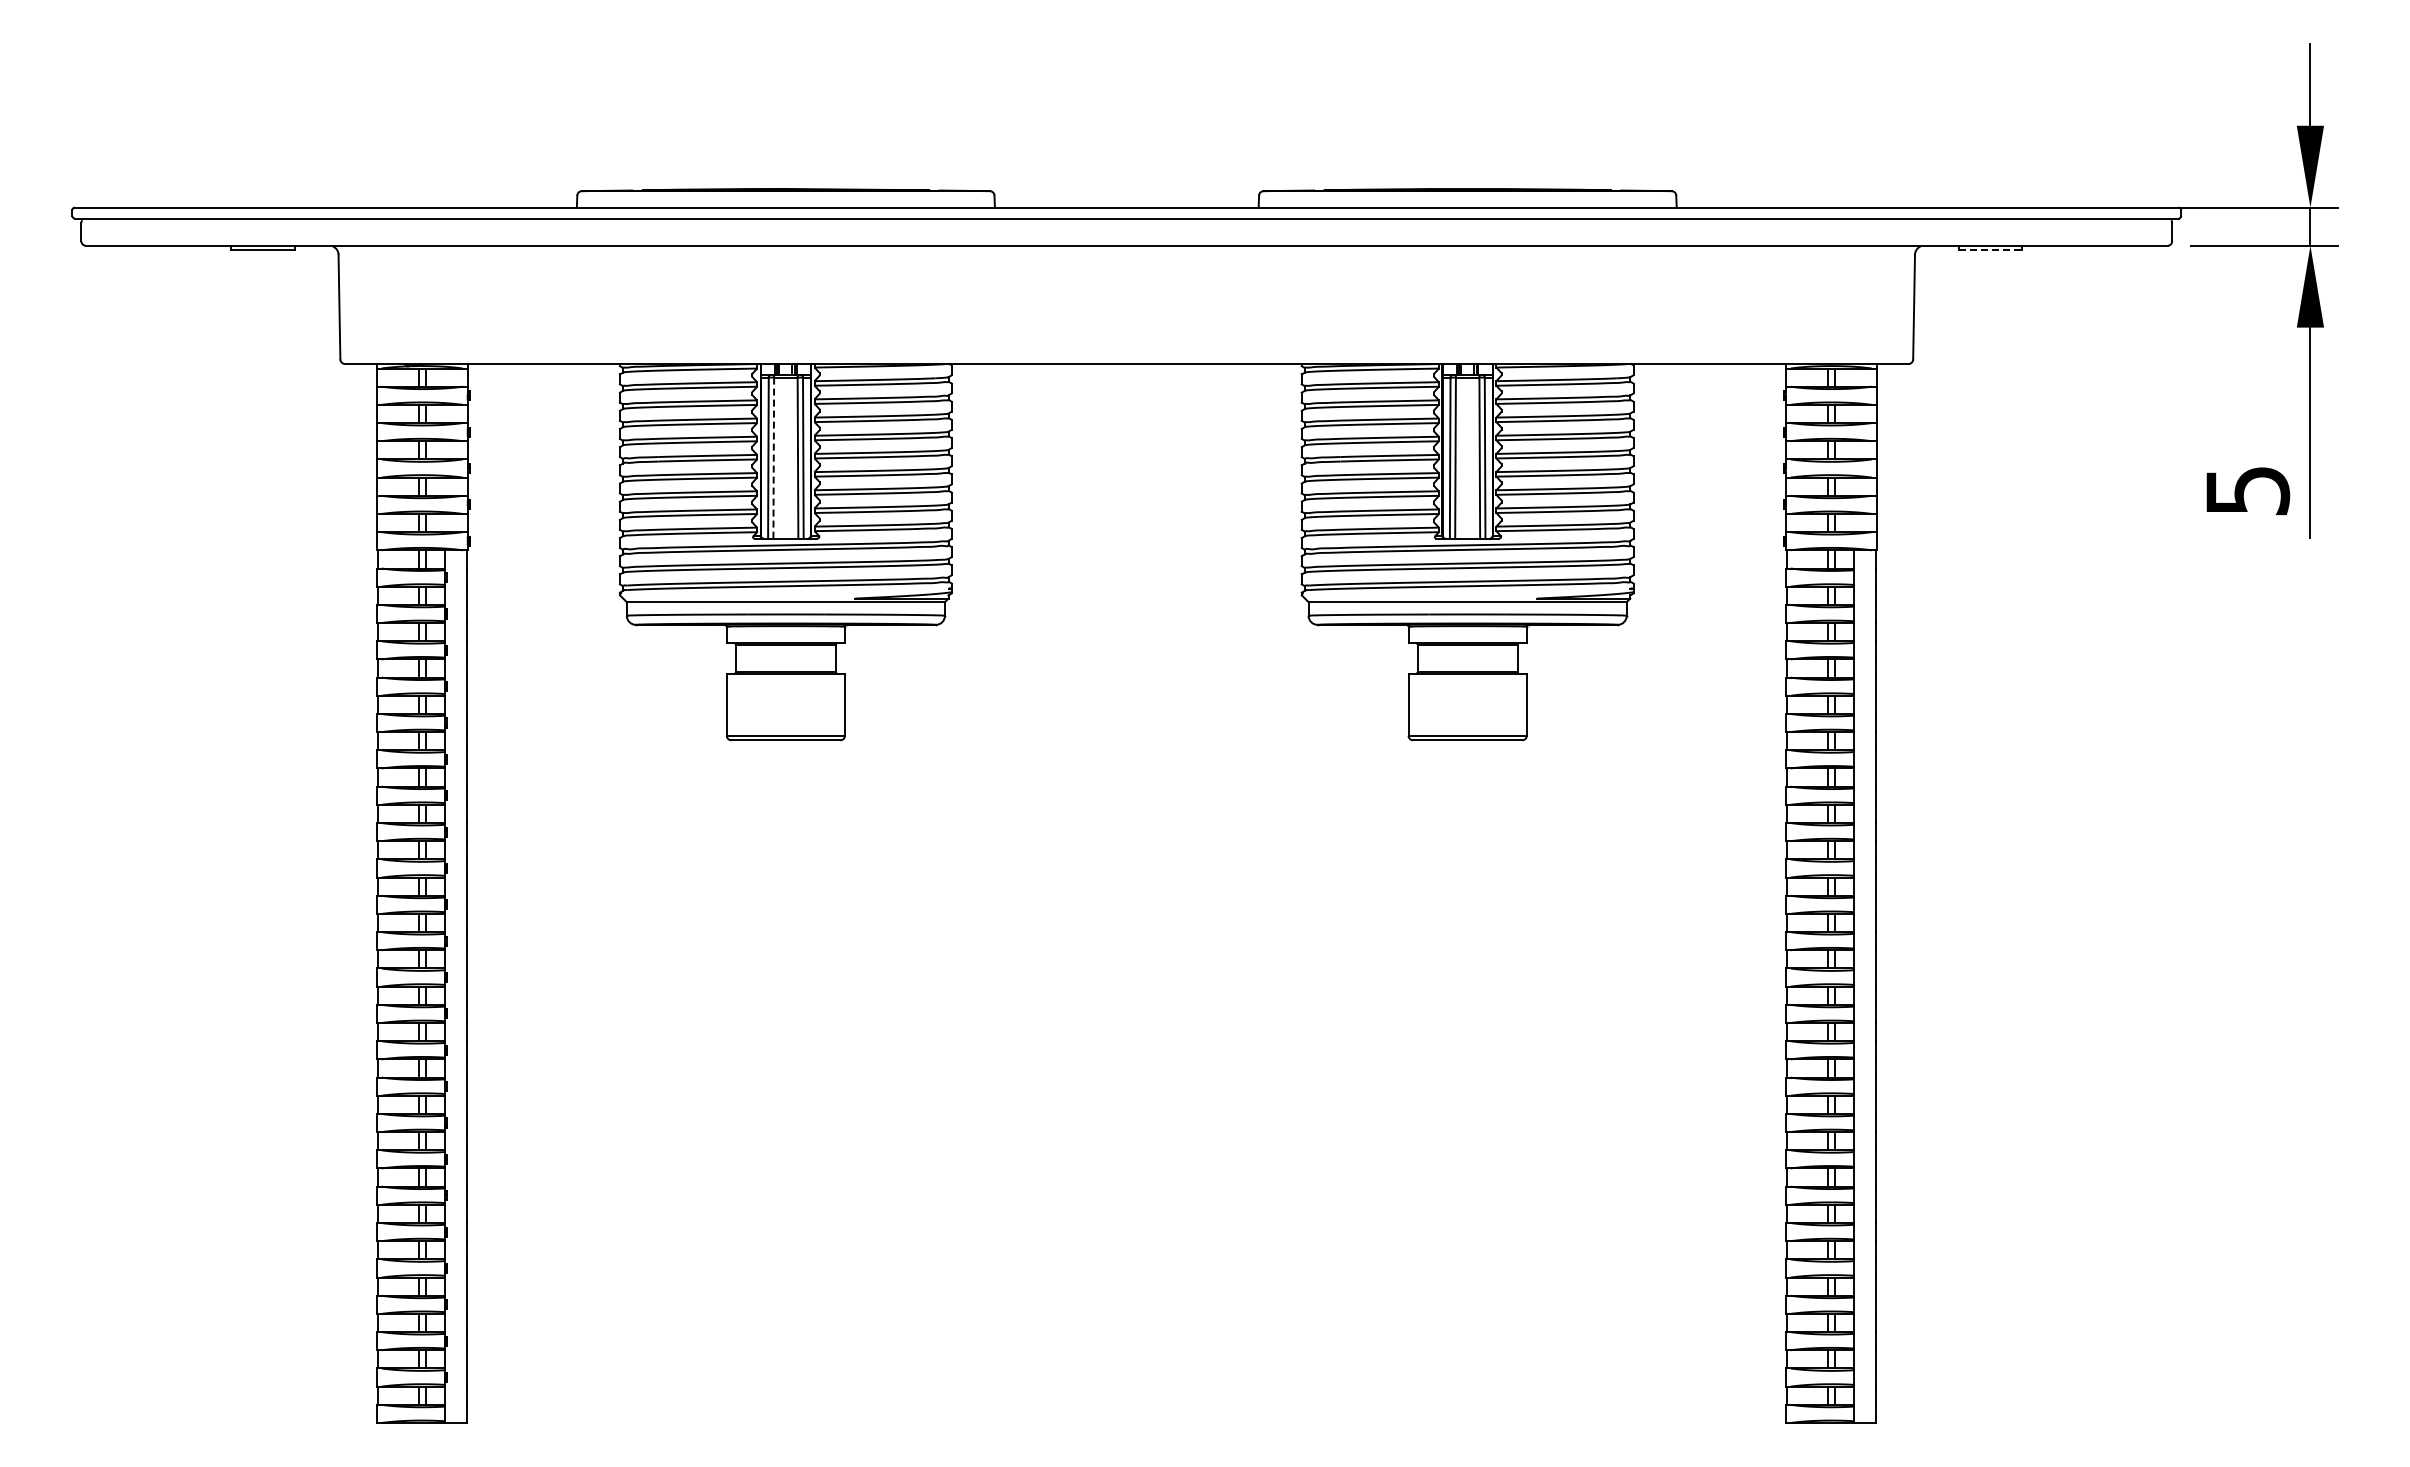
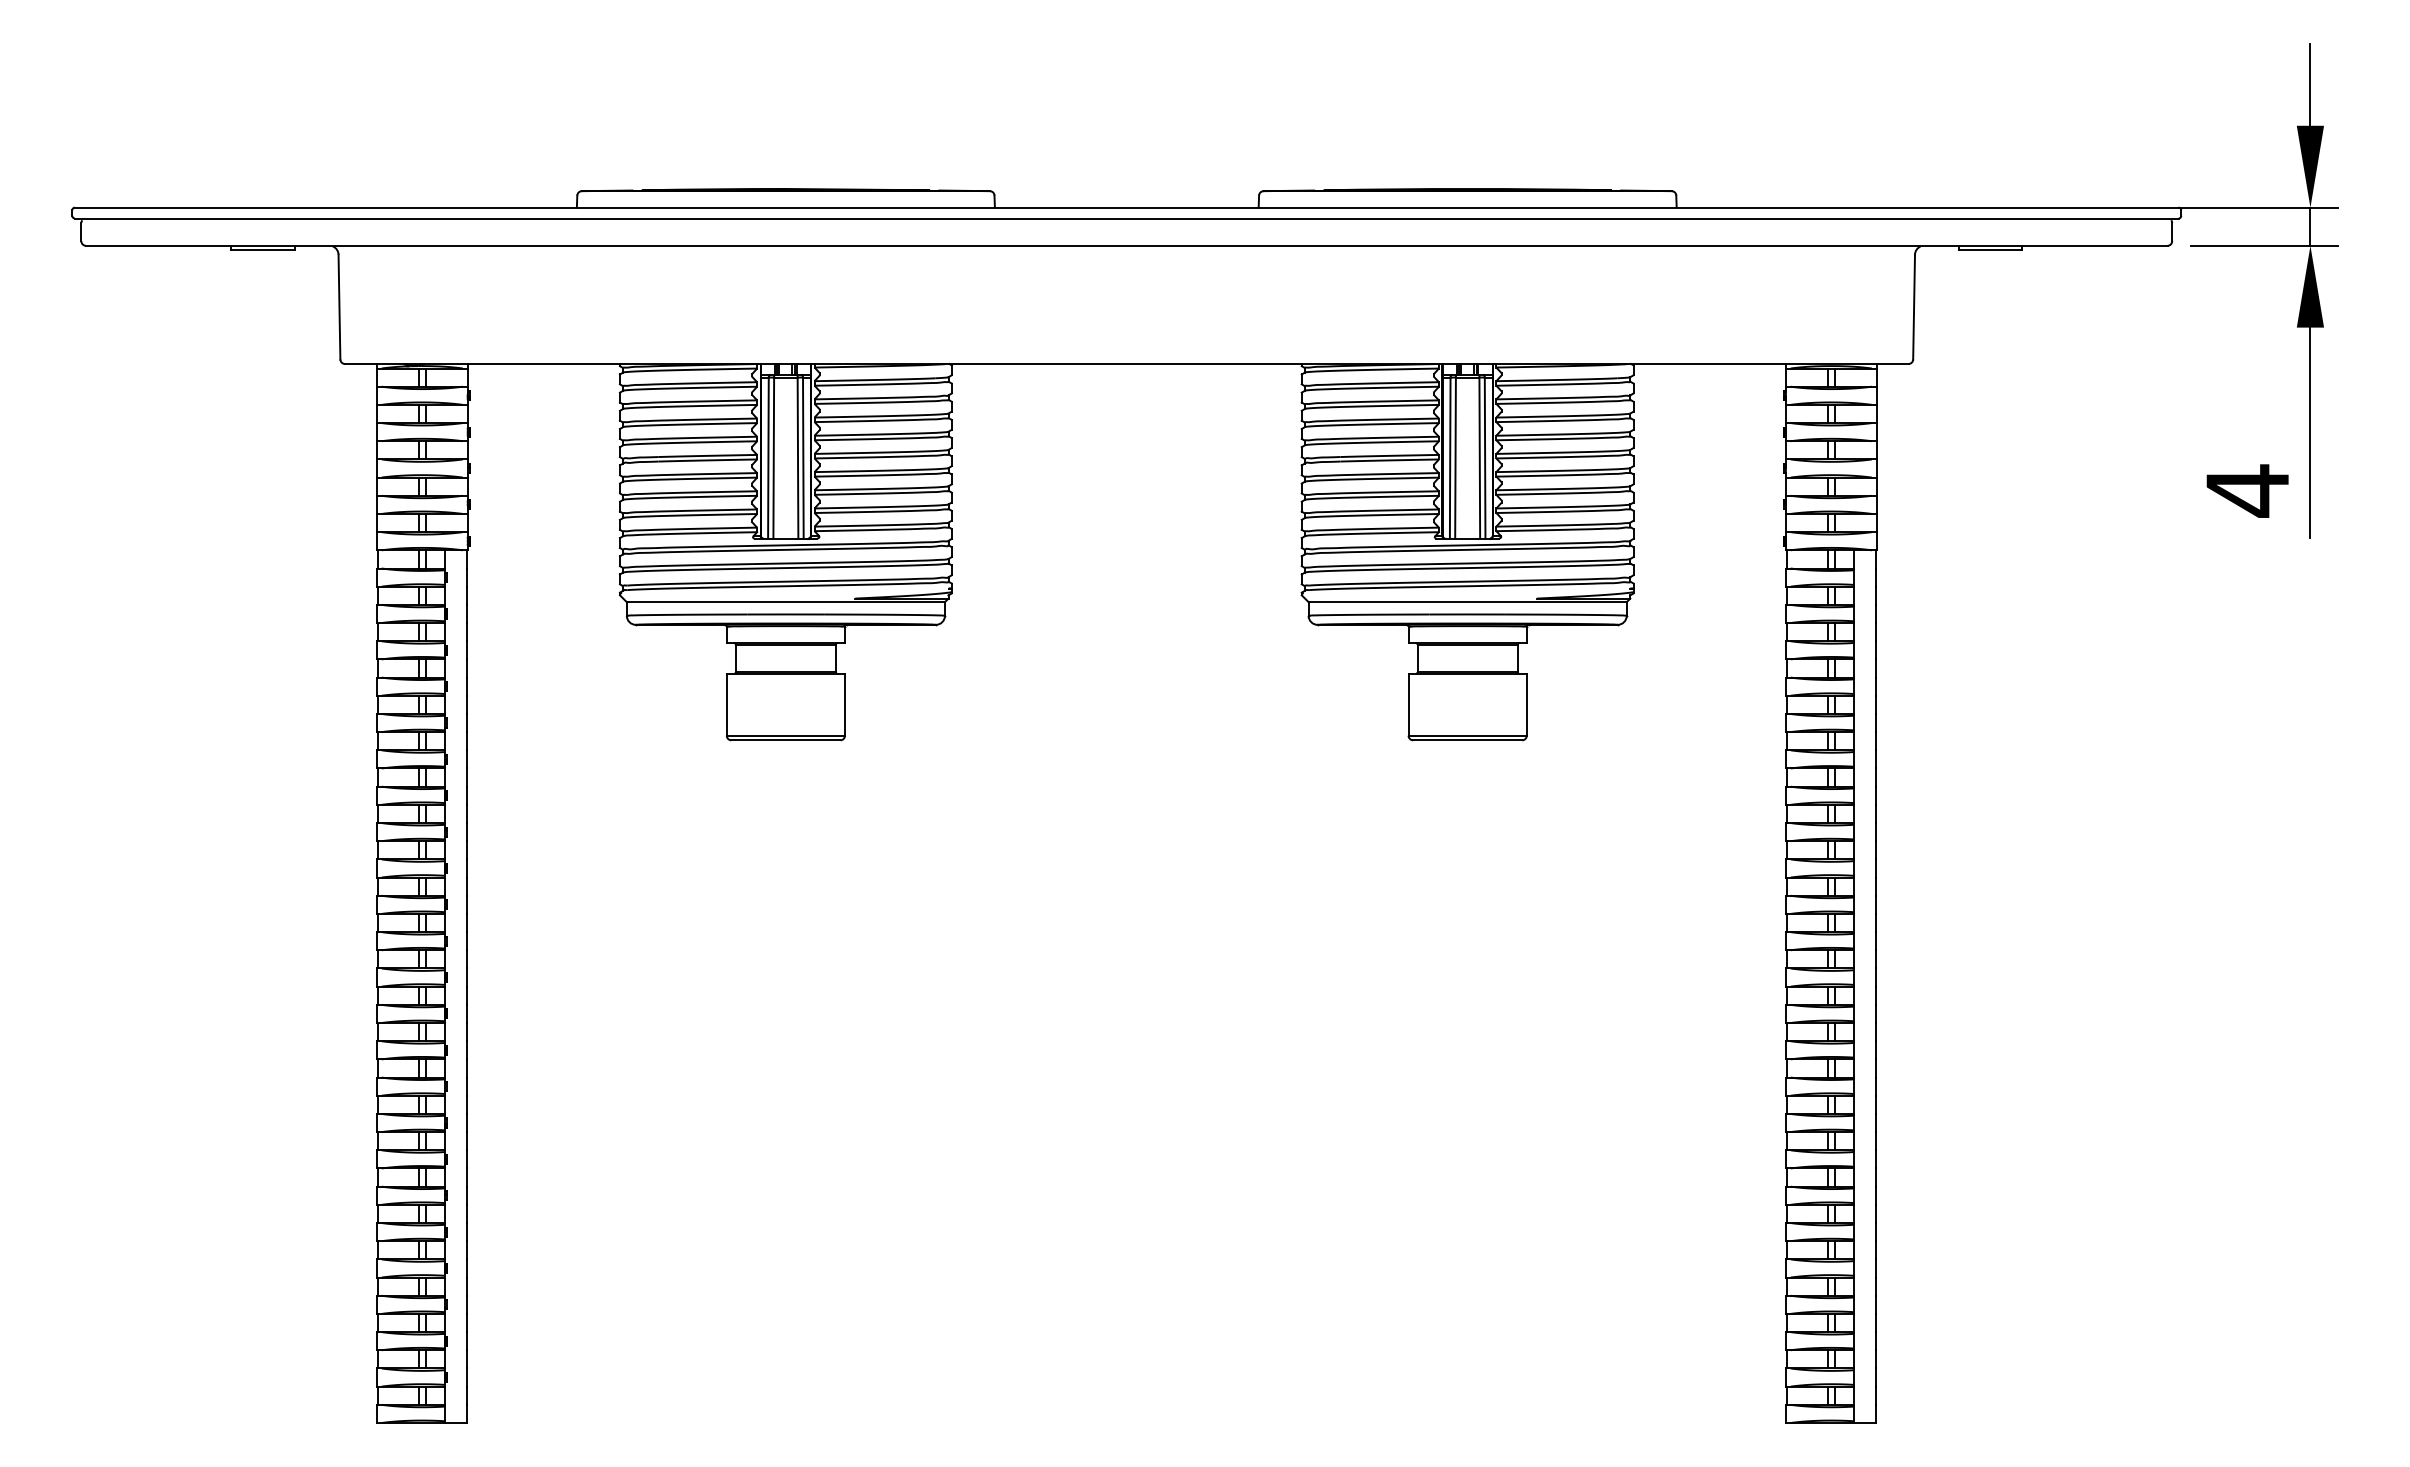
line: dashed -> solid (1990, 250)
line: dashed -> solid (773, 458)
text: 5 -> 4 (2248, 490)
